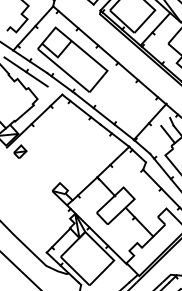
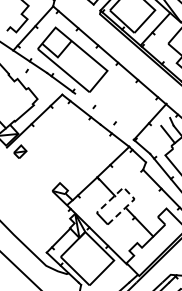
line: present -> none (25, 71)
line: present -> none (104, 116)
line: solid -> dashed (128, 192)
